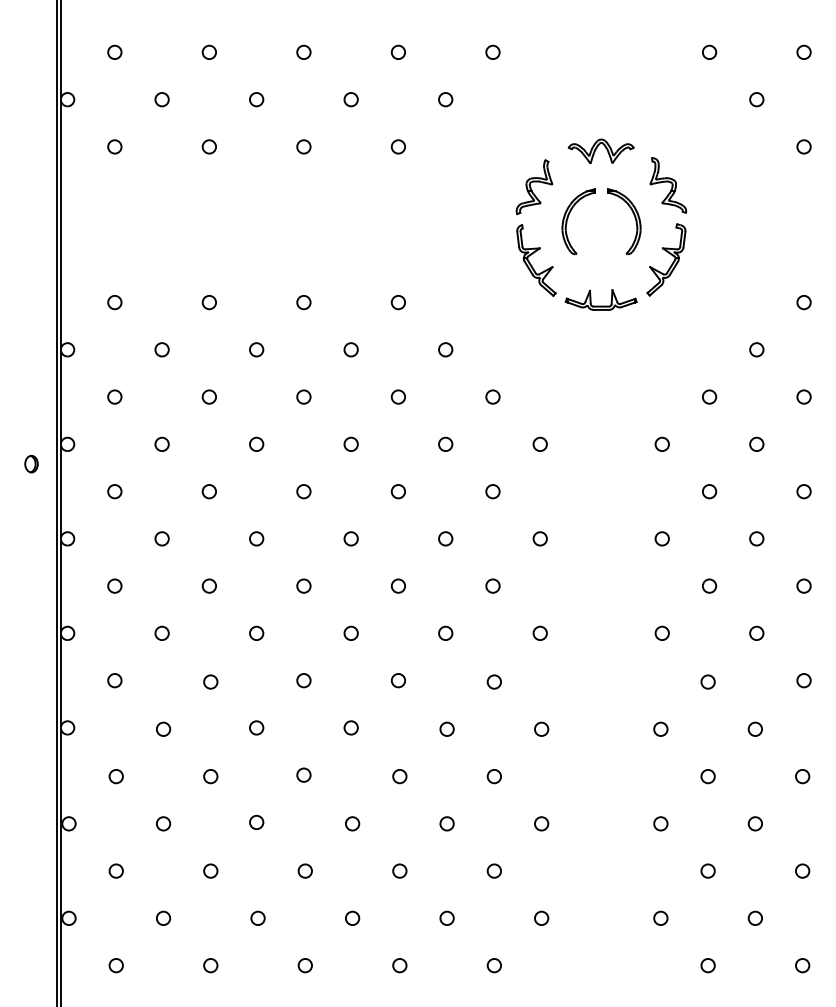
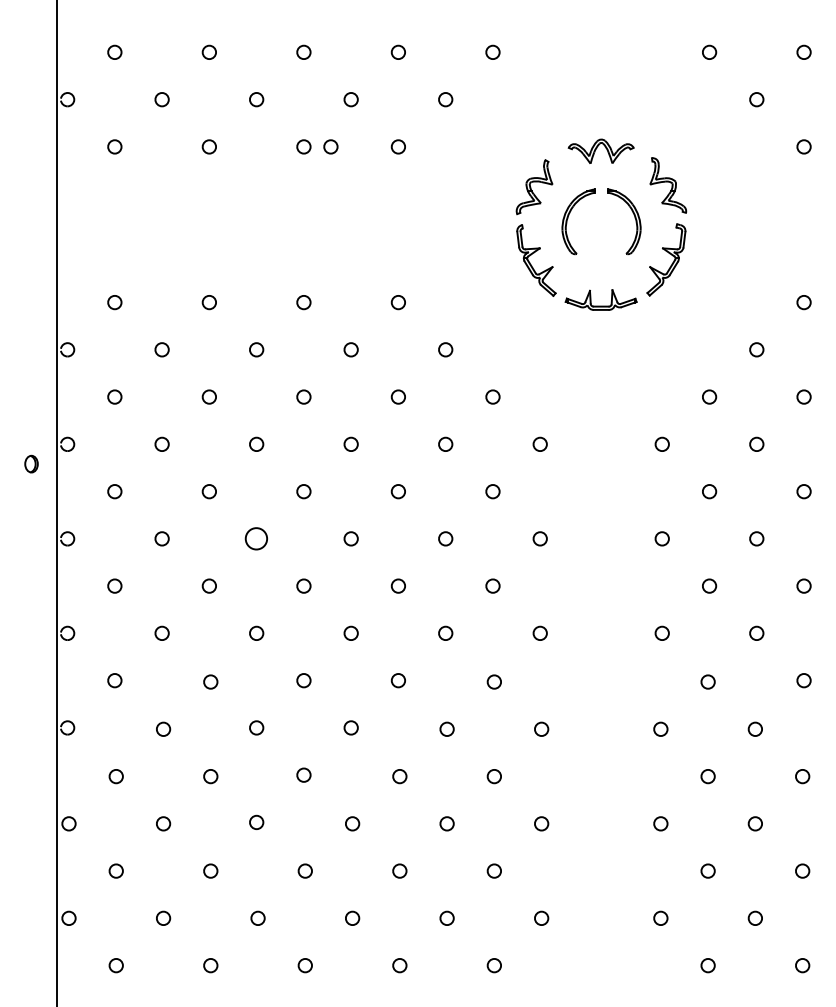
circle: none -> present (330, 146)
line: present -> none (60, 502)
circle size: 16x16 px -> 24x24 px (255, 538)
